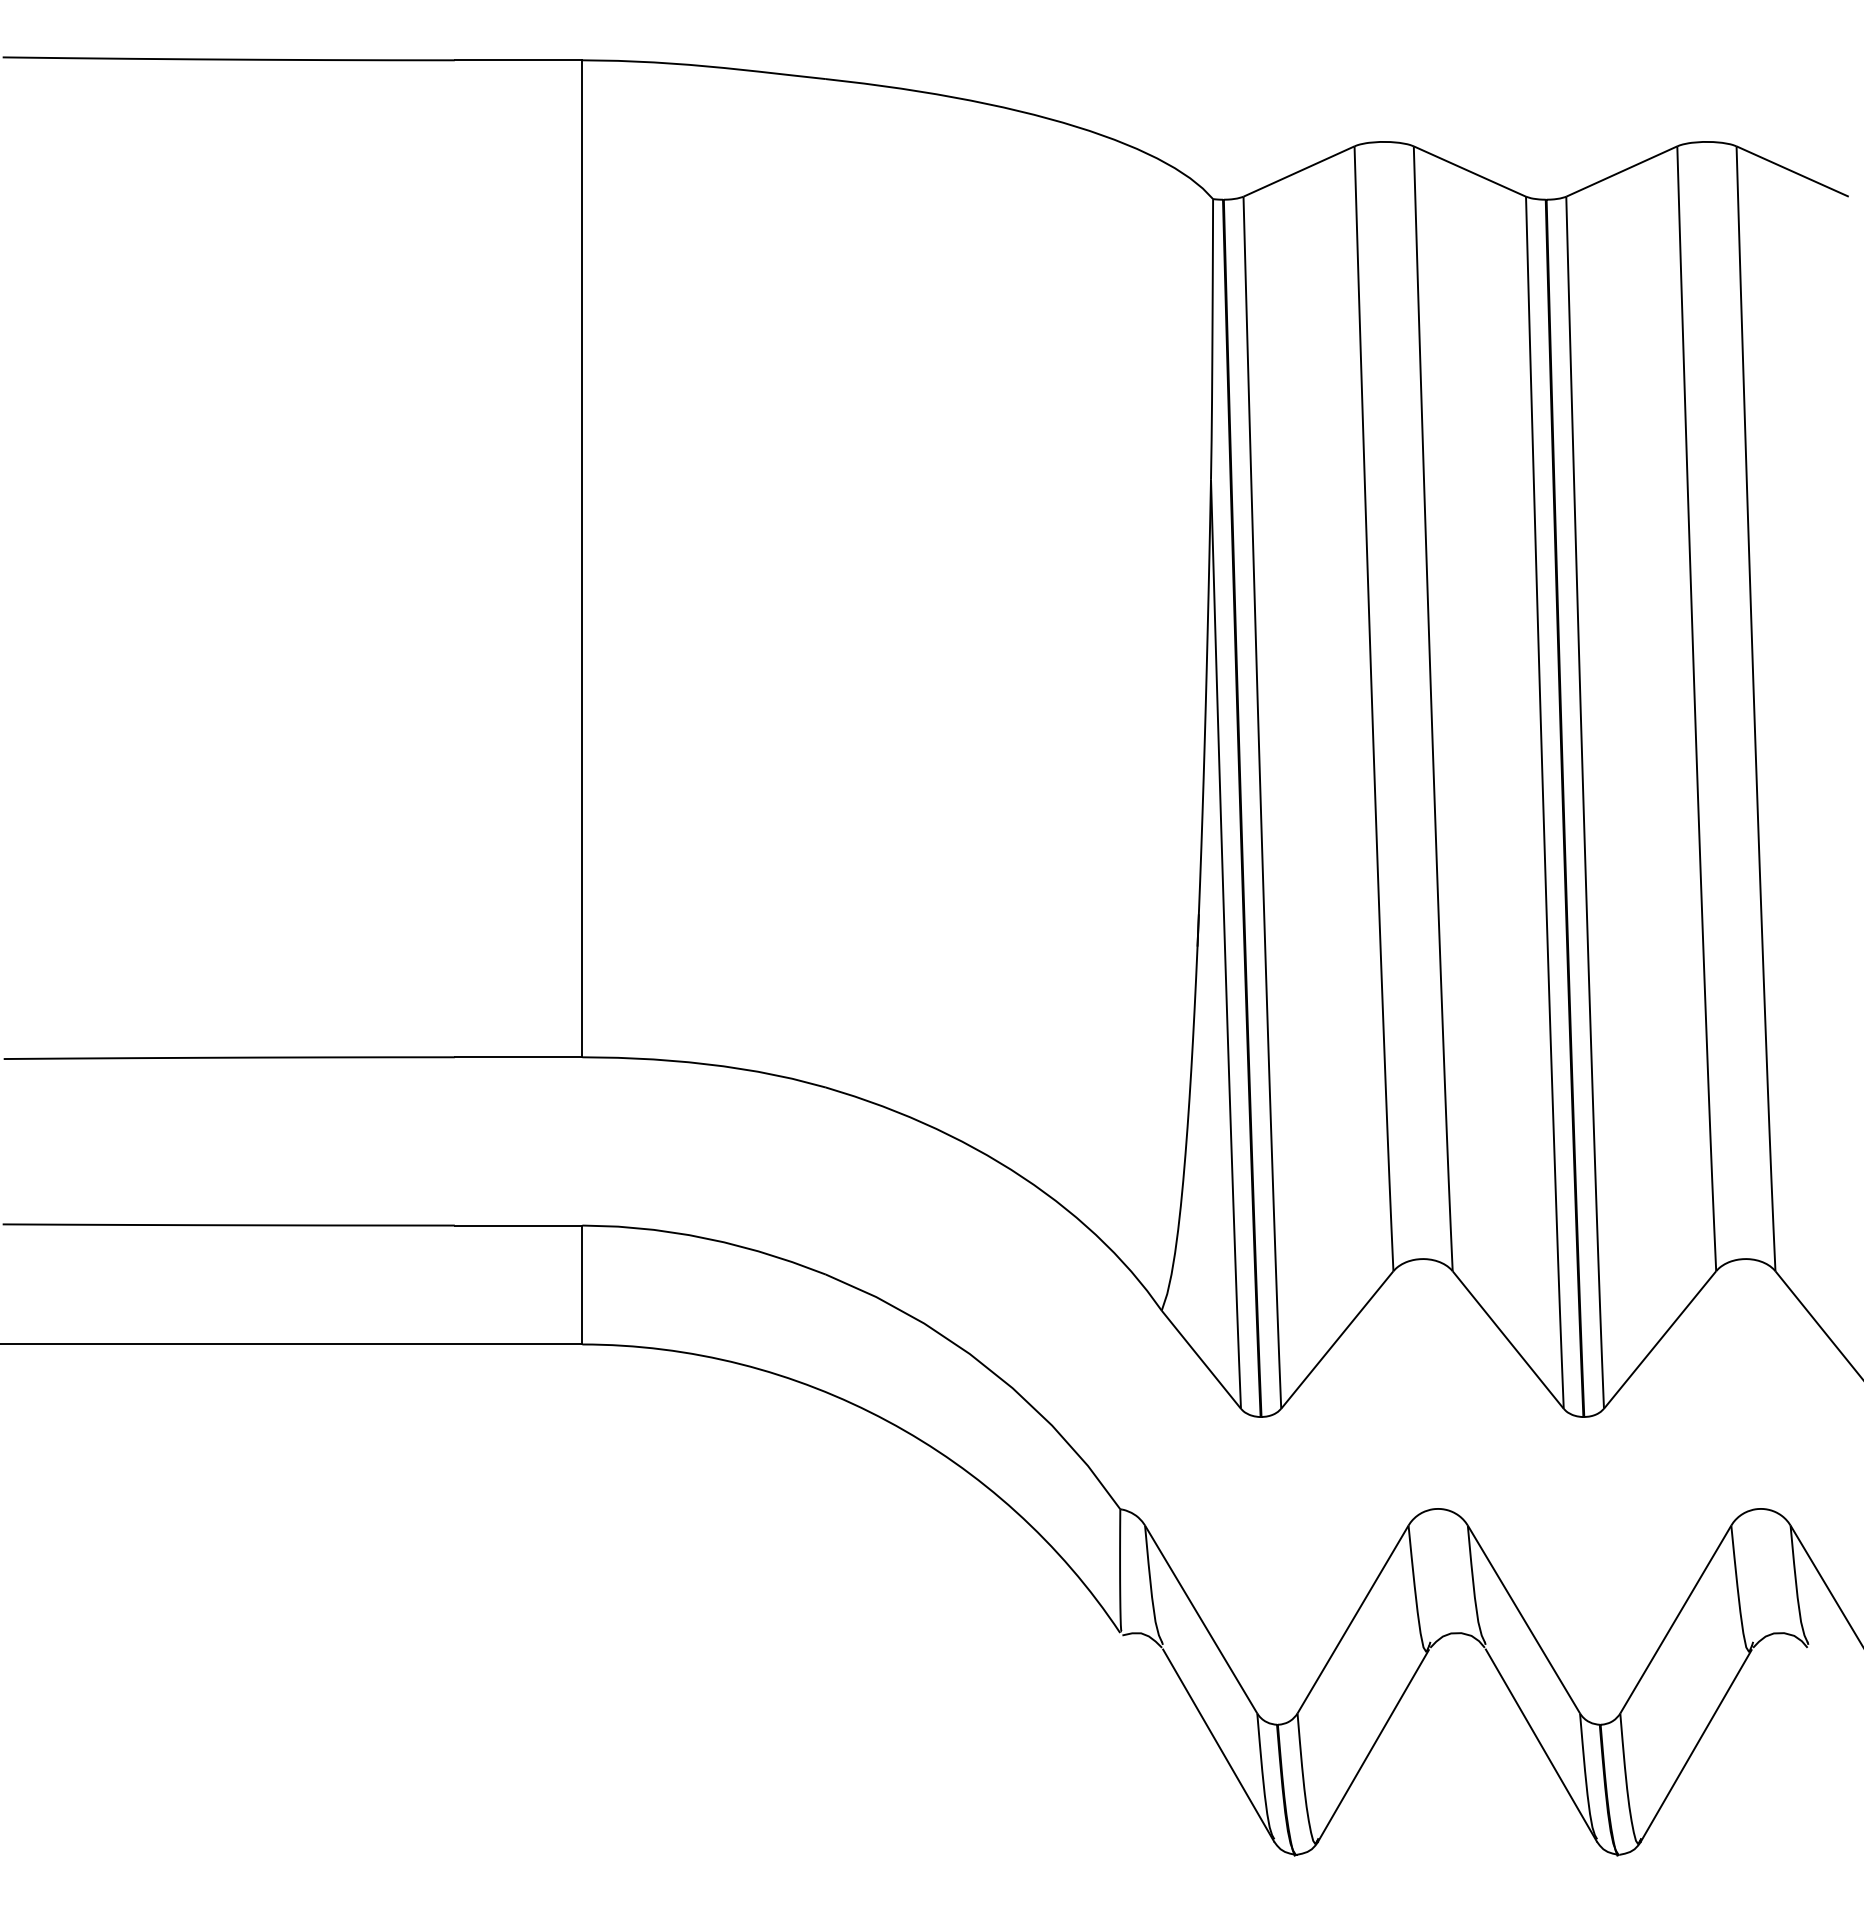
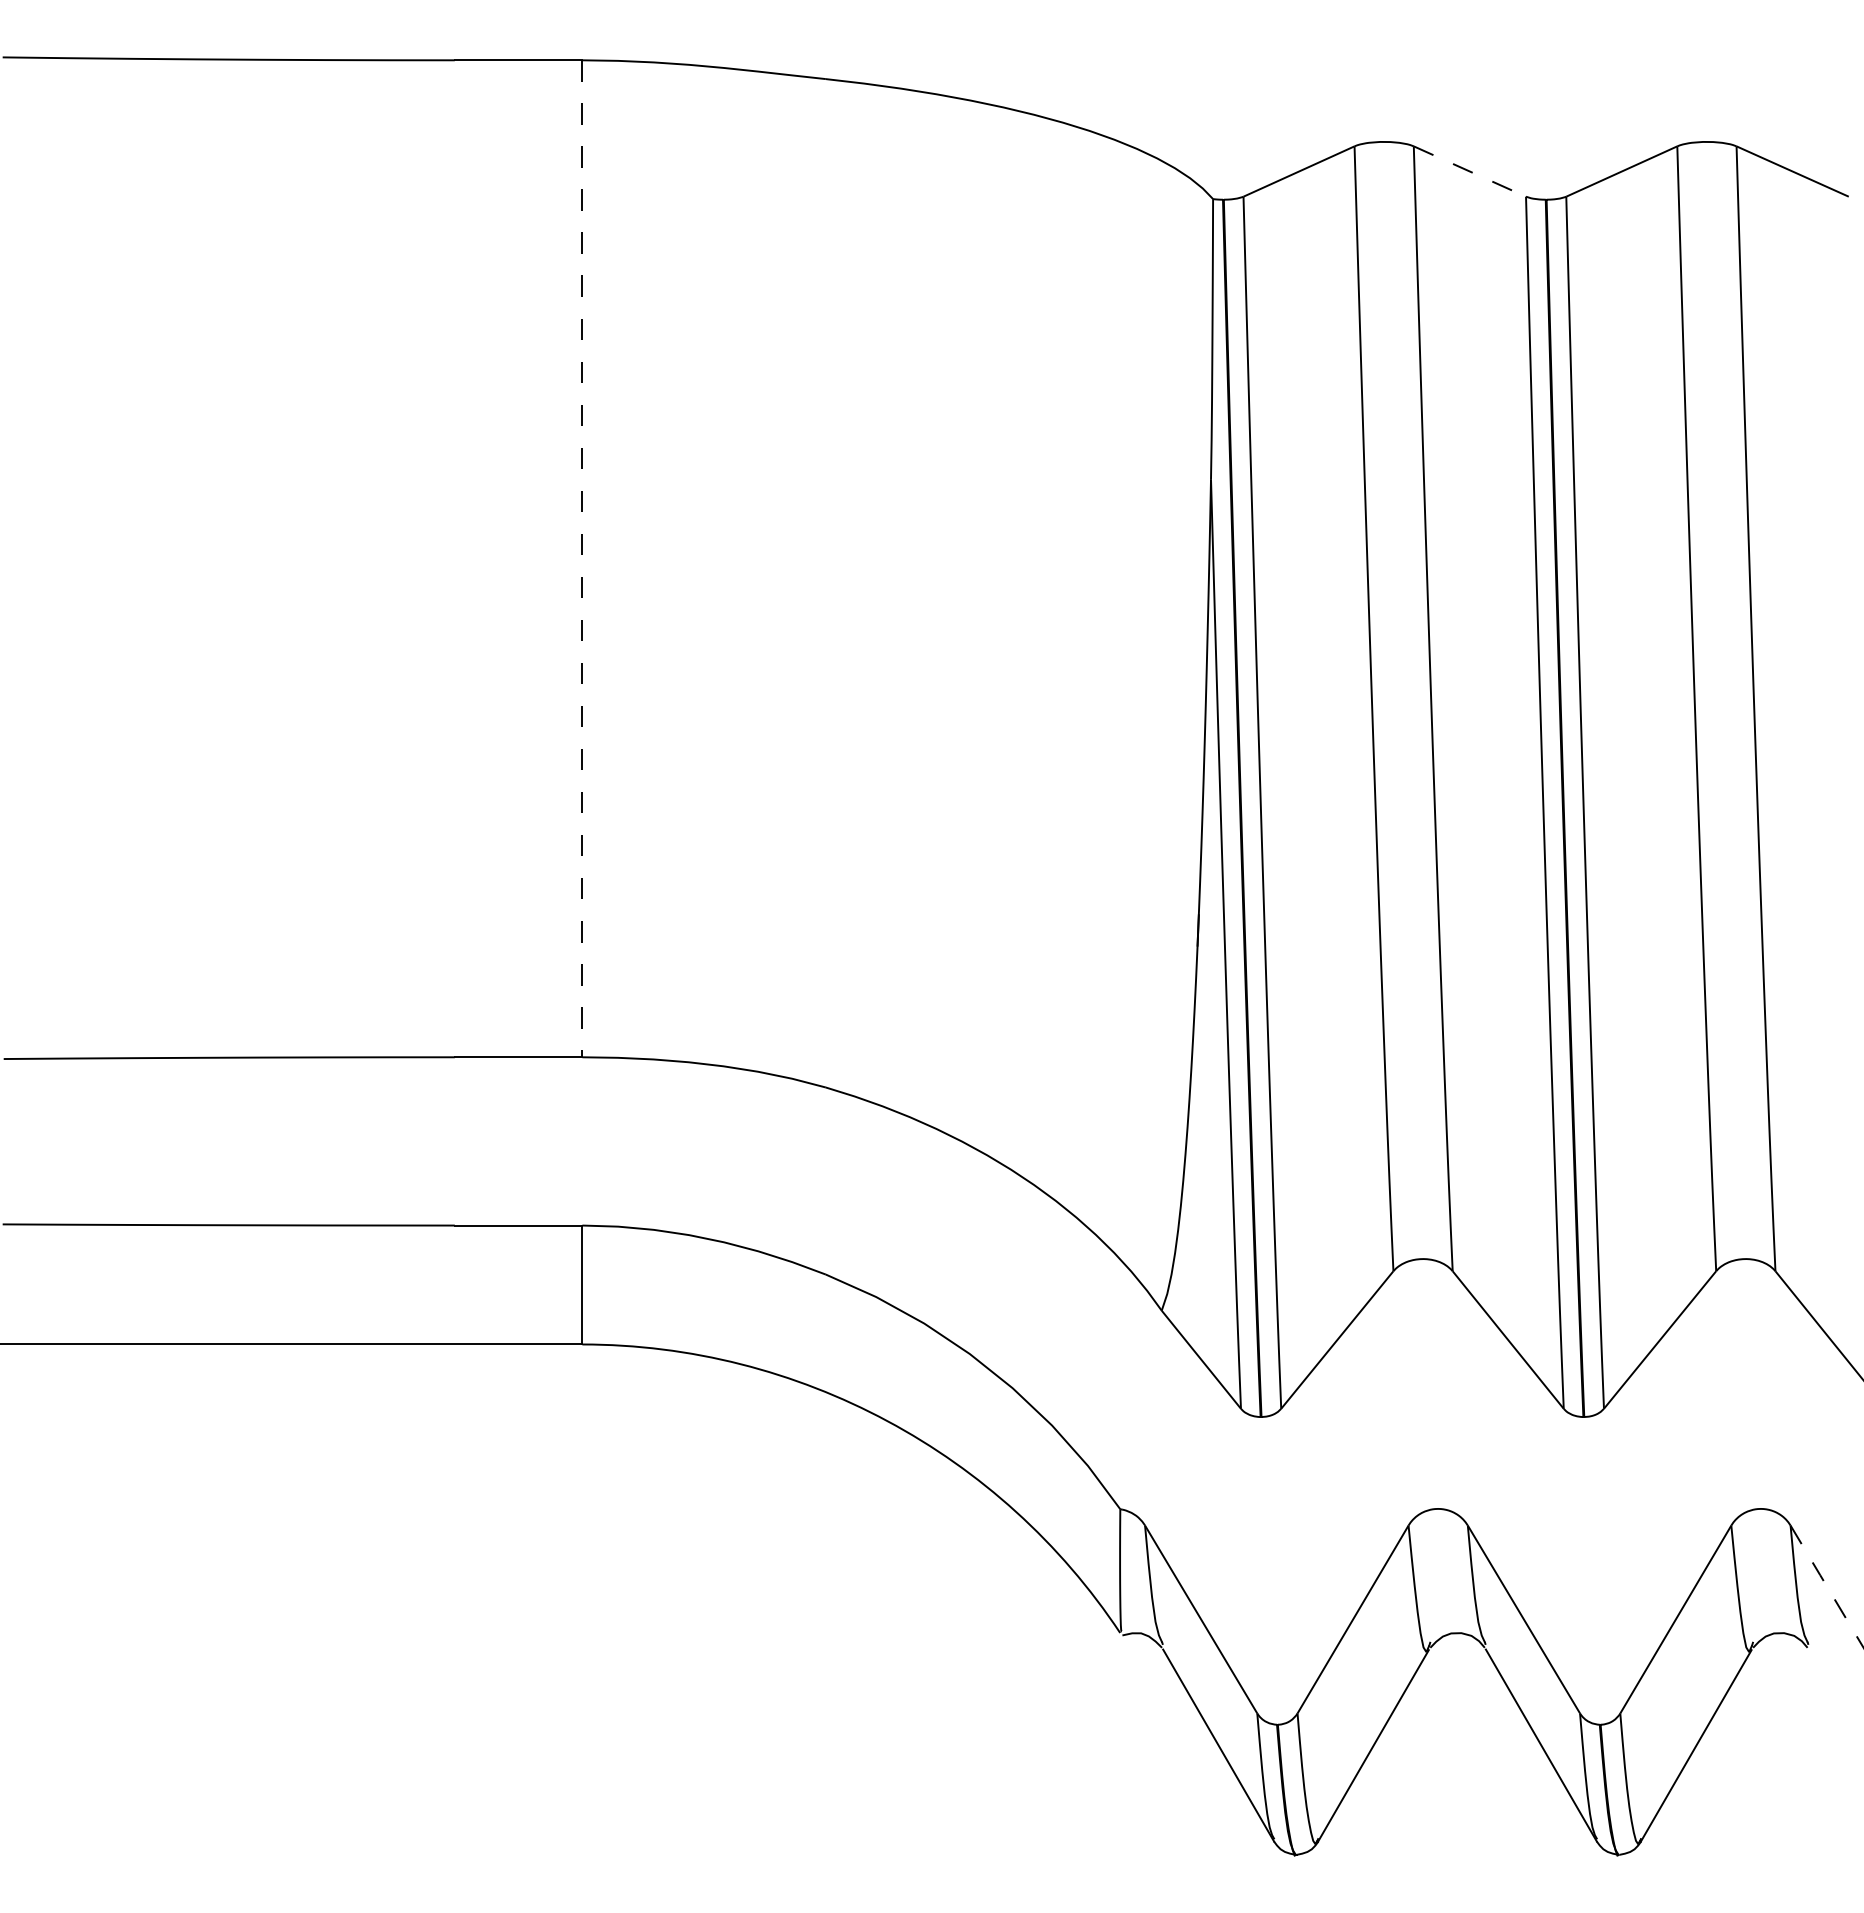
line: solid -> dashed (1470, 171)
line: solid -> dashed (582, 559)
line: solid -> dashed (1827, 1587)
